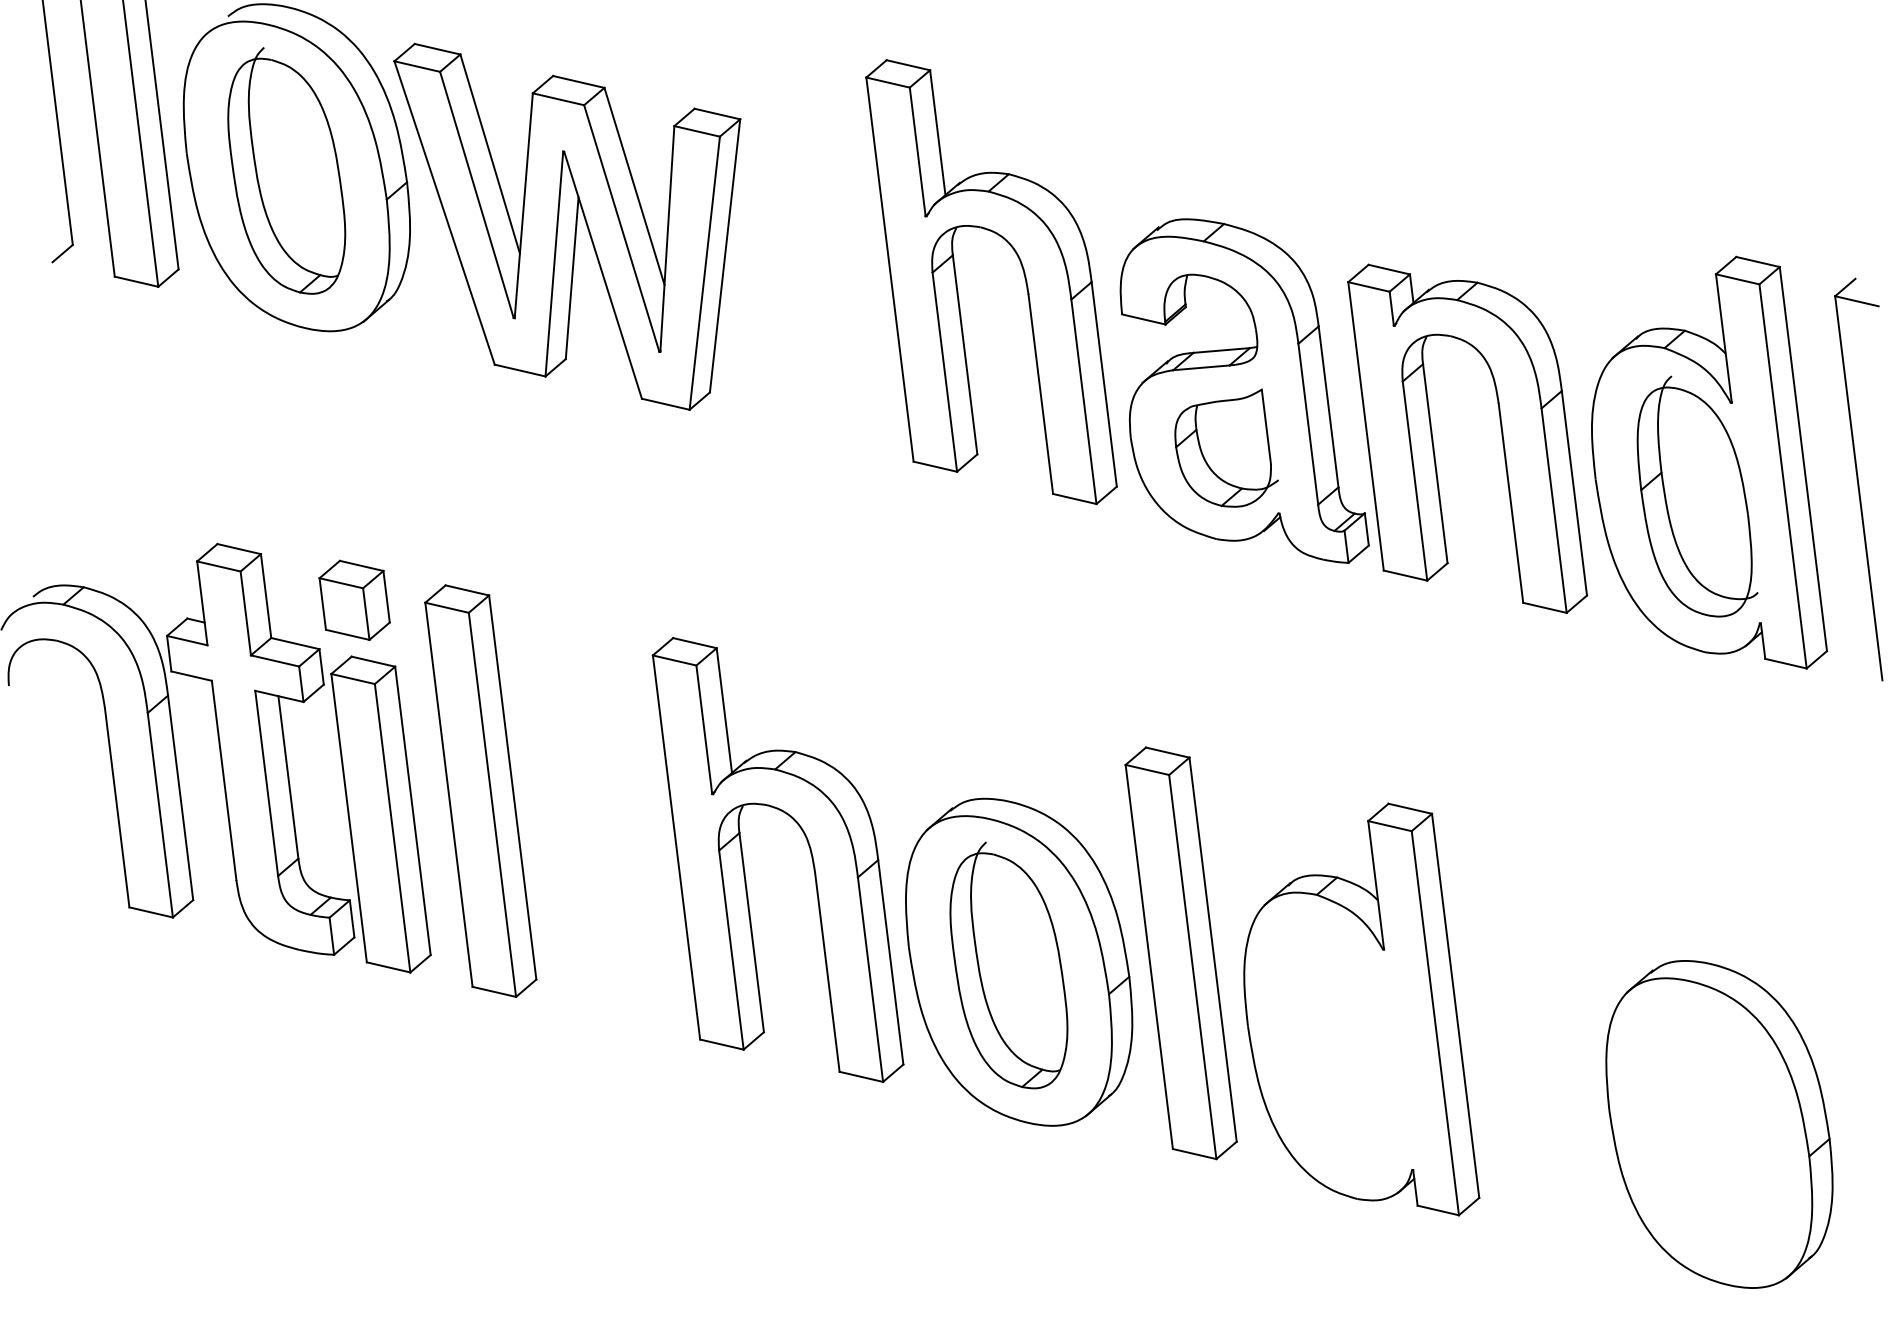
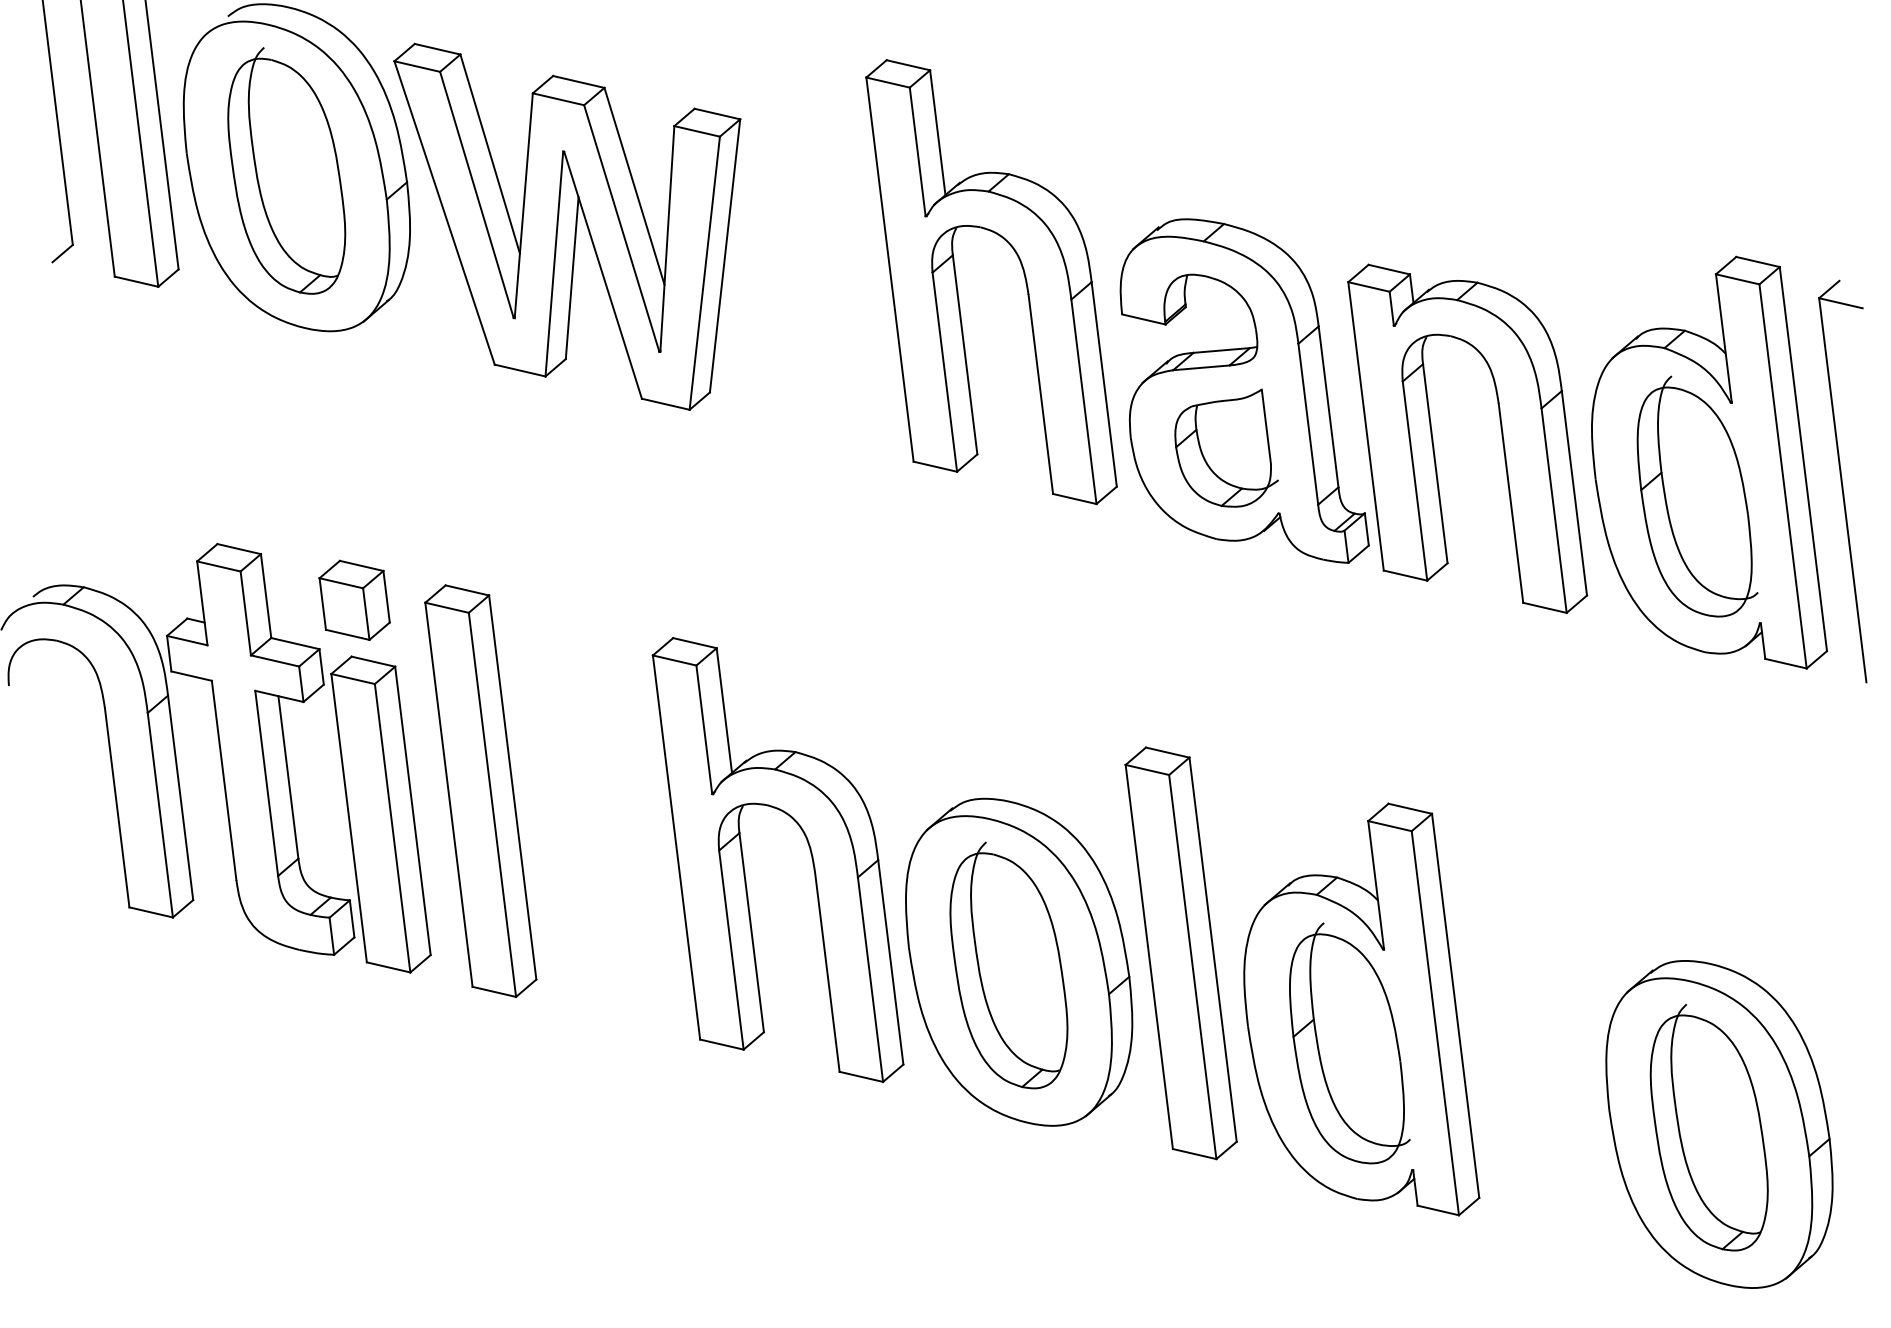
part position: (1858, 479) -> (1842, 481) (1842, 481)
part: none -> present (1349, 1043)
part: none -> present (1708, 1127)
